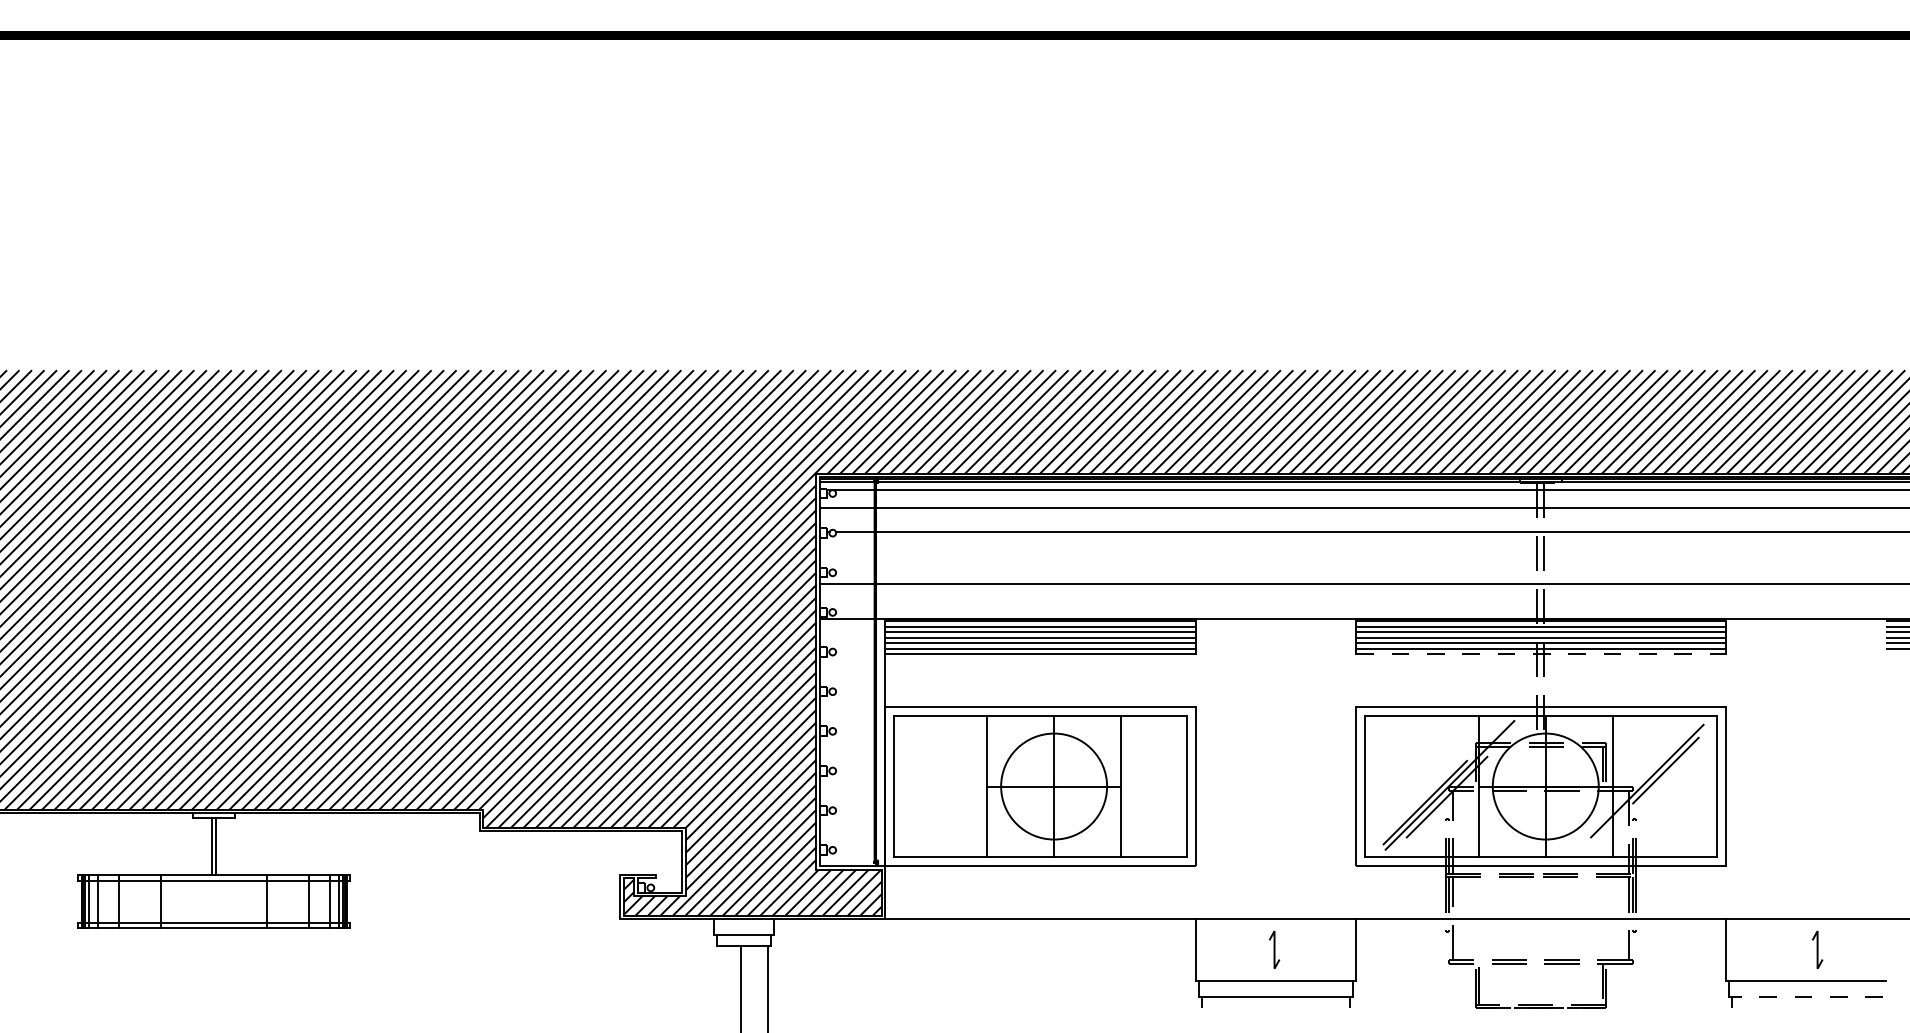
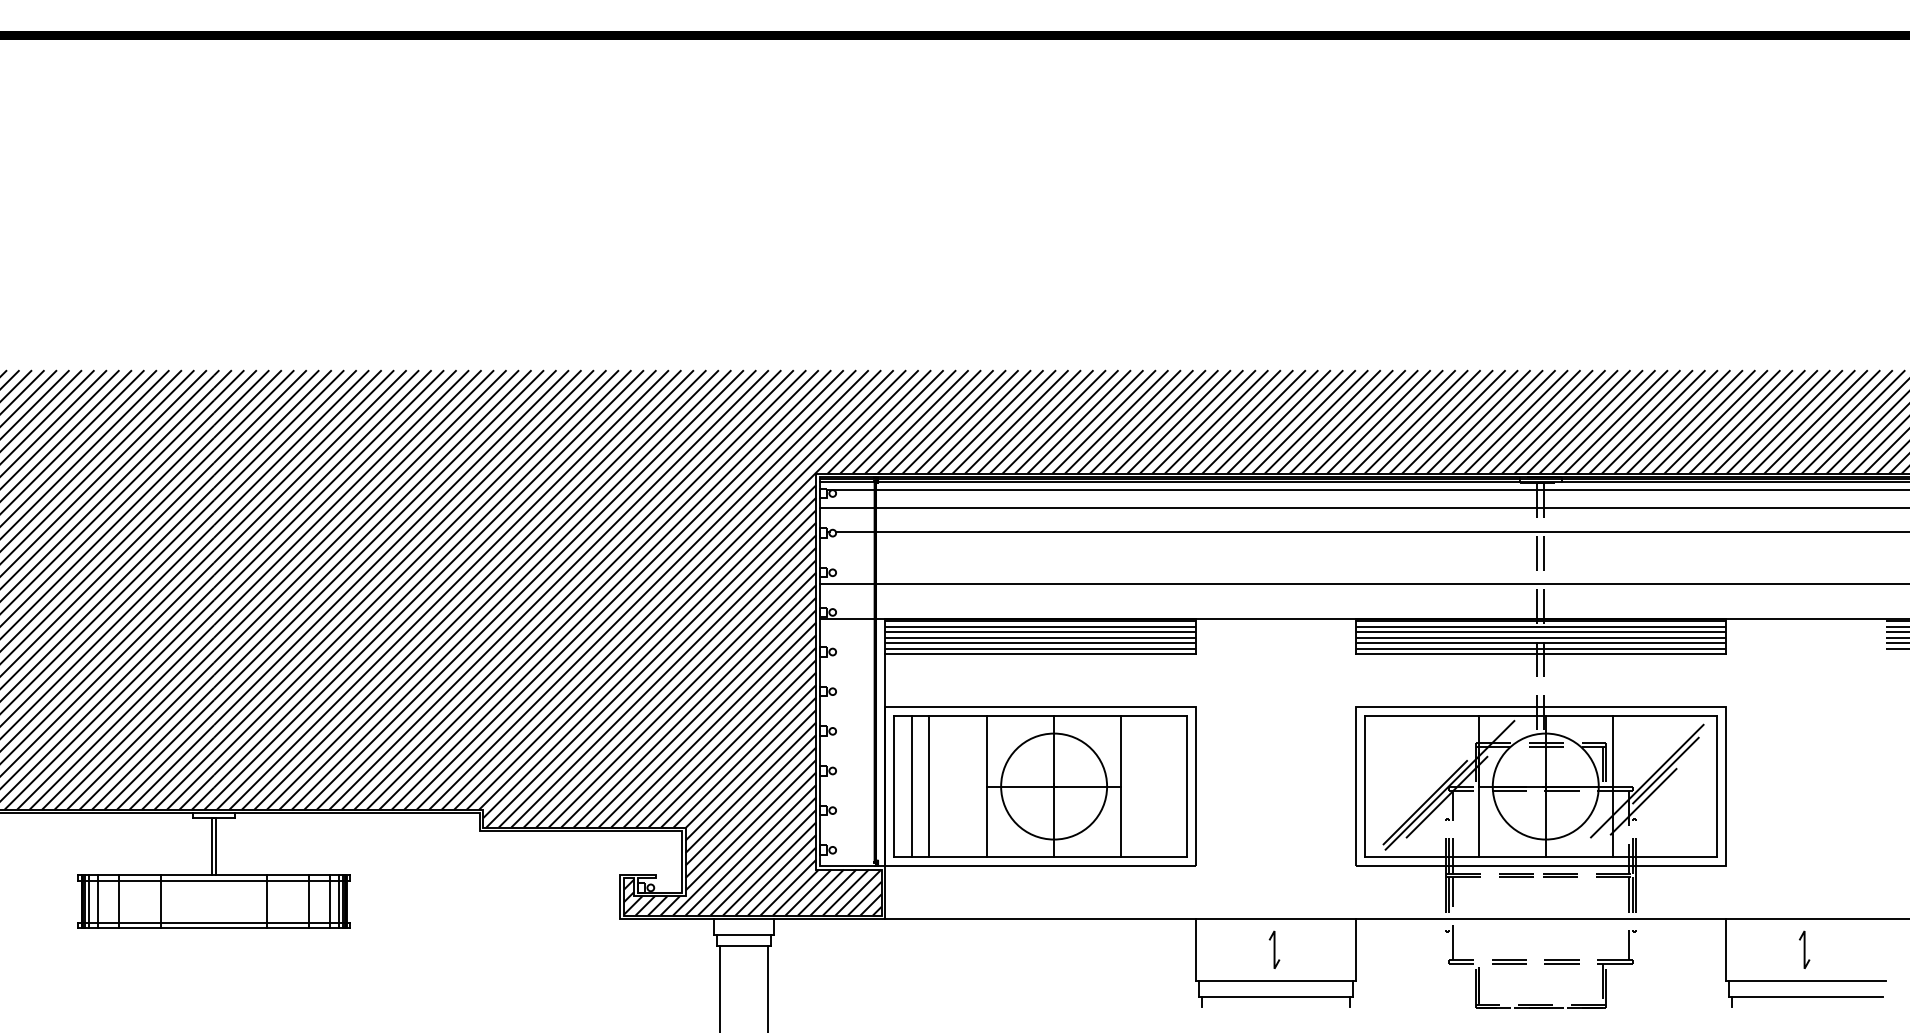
line: dashed -> solid (1540, 654)
line: none -> present (911, 786)
line: none -> present (929, 786)
line: none -> present (1643, 801)
line position: (1817, 949) -> (1804, 949) (1804, 949)
line position: (741, 987) -> (720, 987) (720, 987)
line: dashed -> solid (1805, 996)
